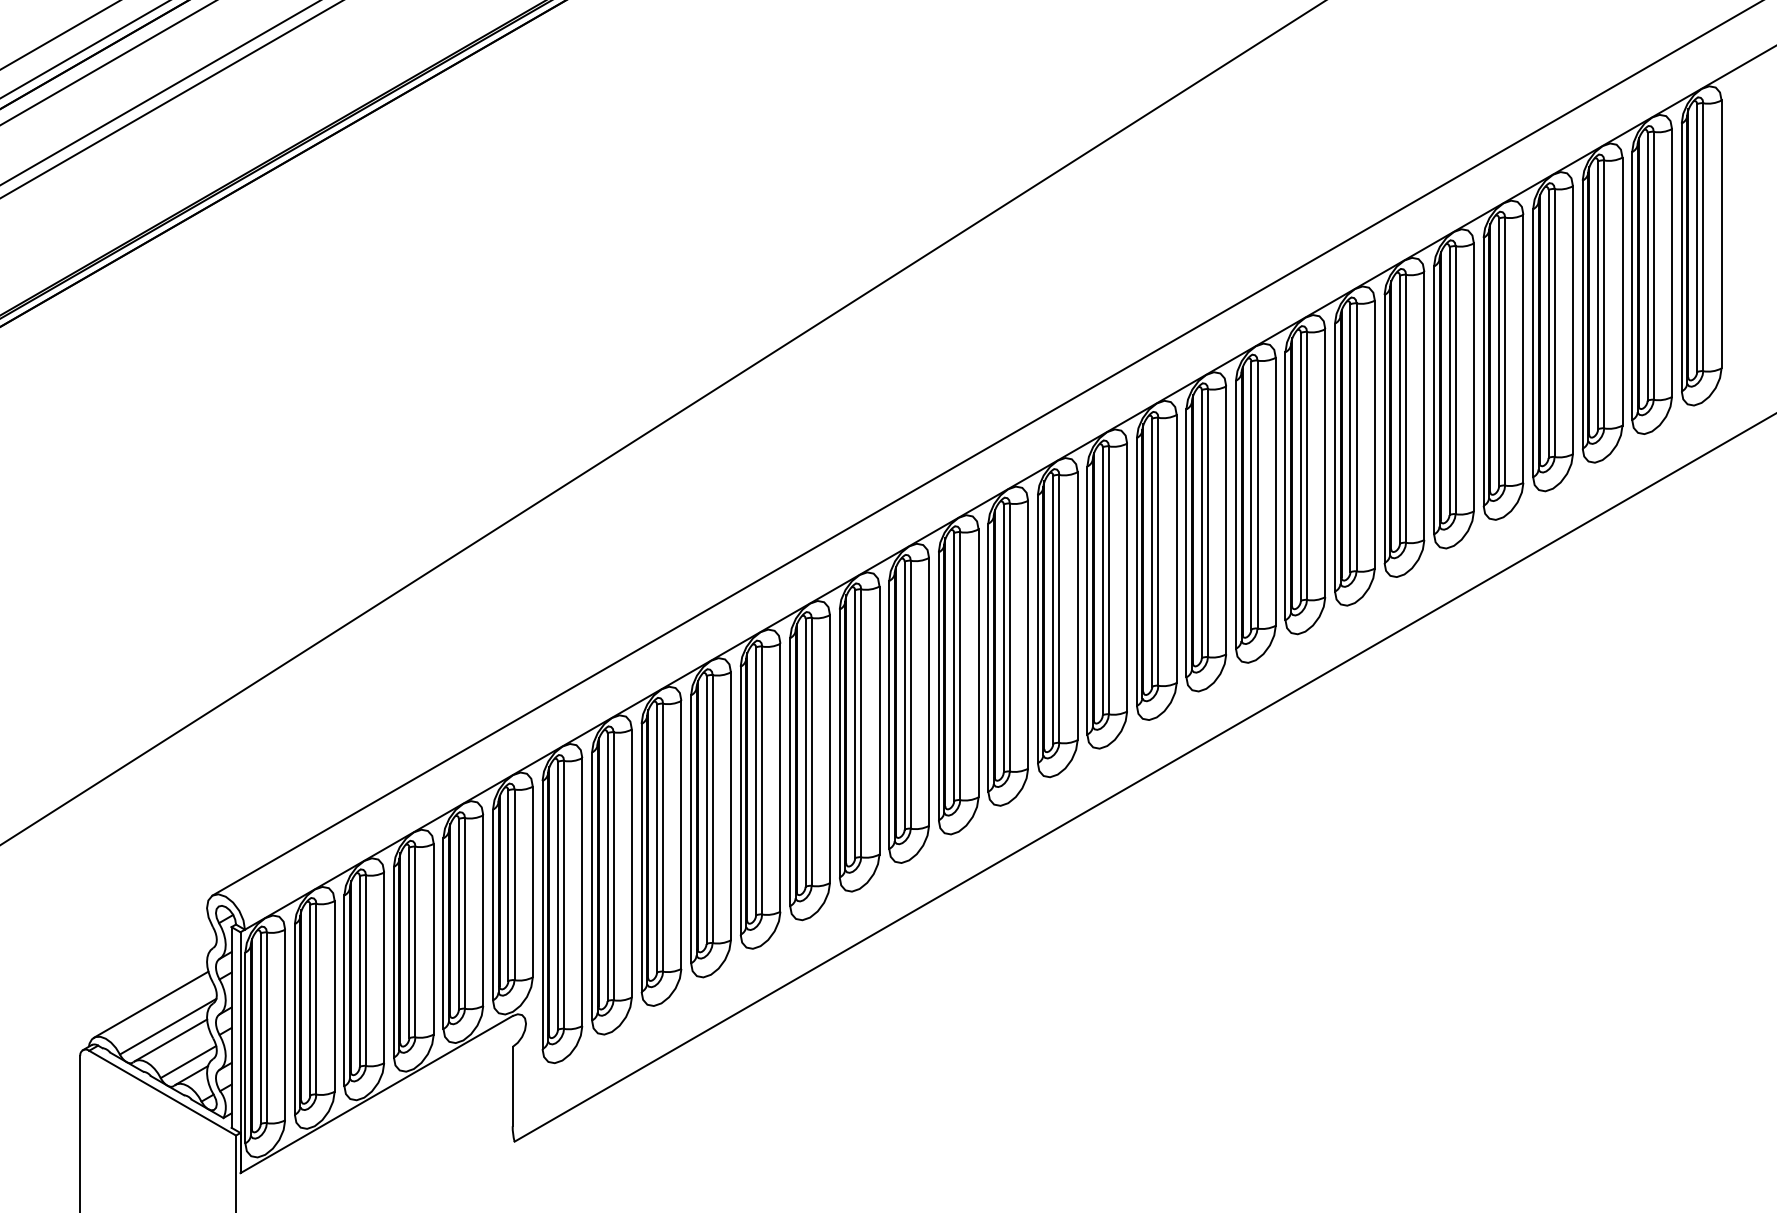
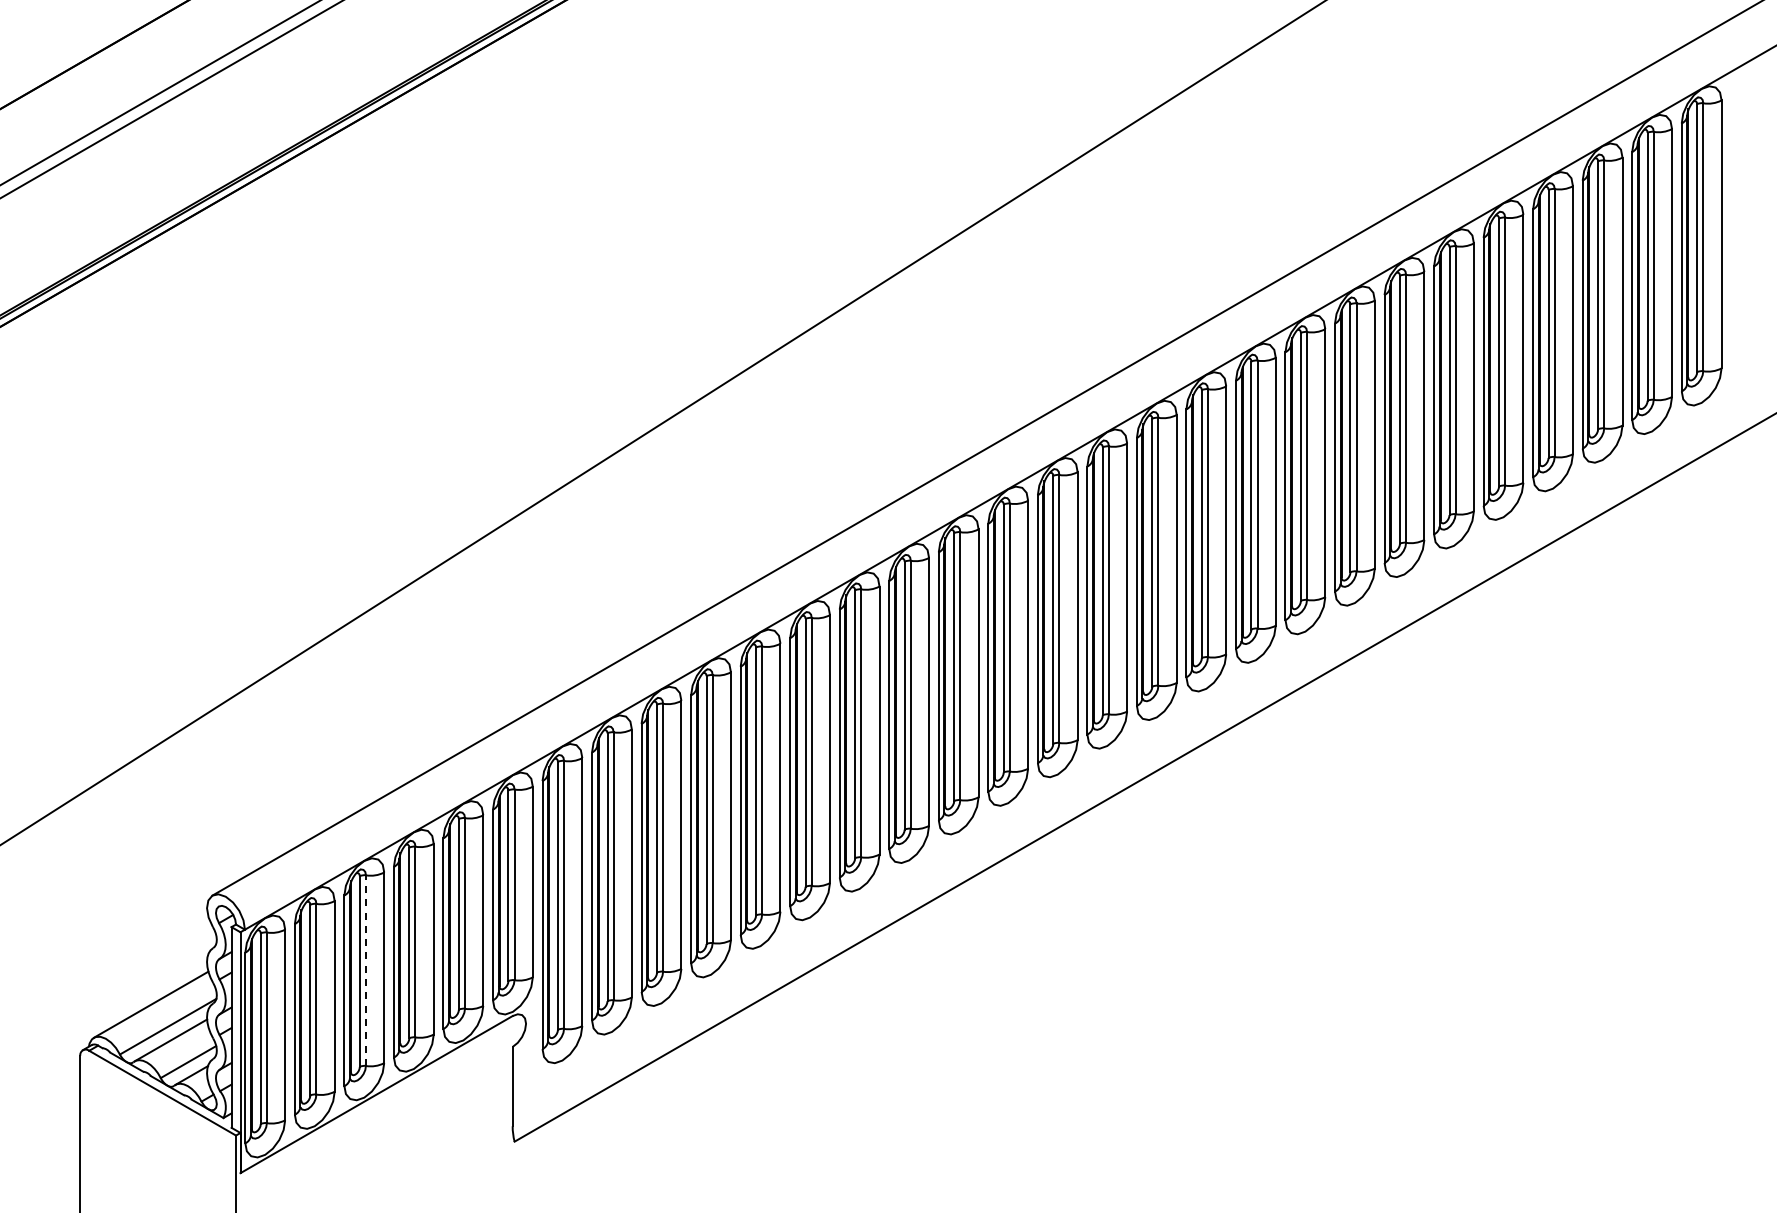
line: present -> none (59, 35)
line: present -> none (84, 49)
line: present -> none (107, 63)
line: solid -> dashed (365, 970)
